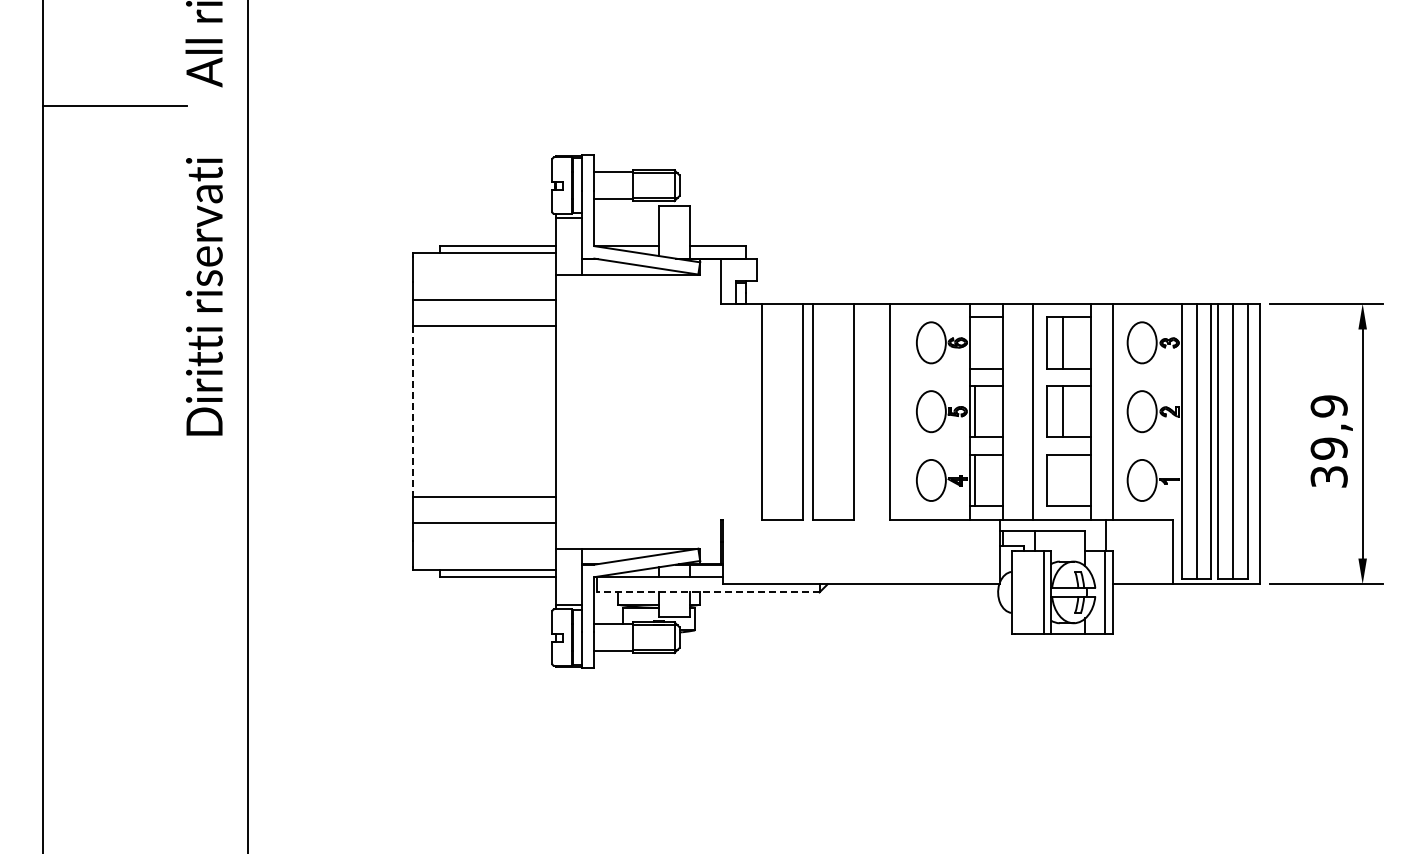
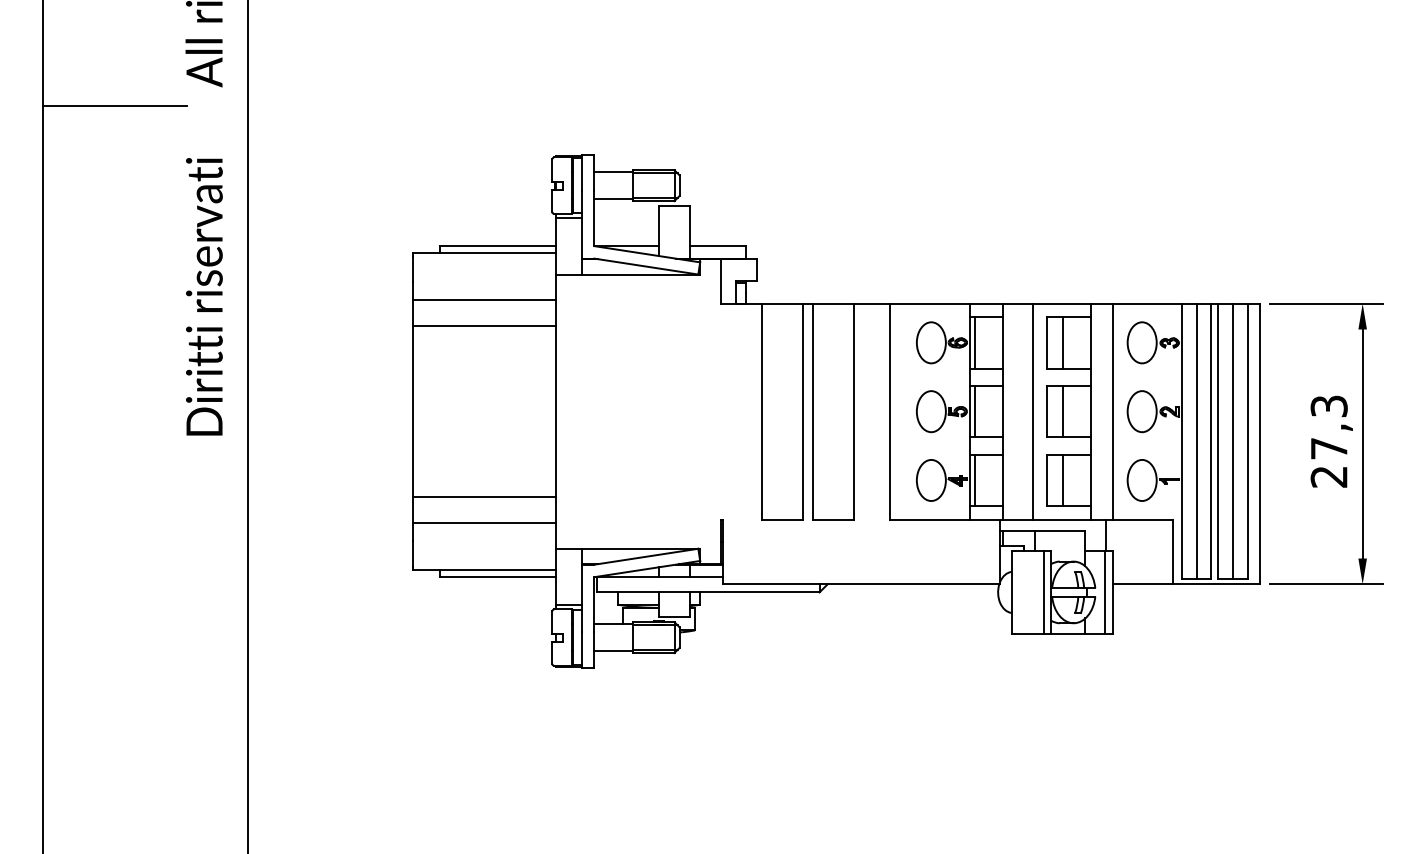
line: none -> present (974, 342)
line: dashed -> solid (412, 411)
text: 39,9 -> 27,3 (1328, 441)
line: none -> present (1063, 480)
line: dashed -> solid (708, 592)
